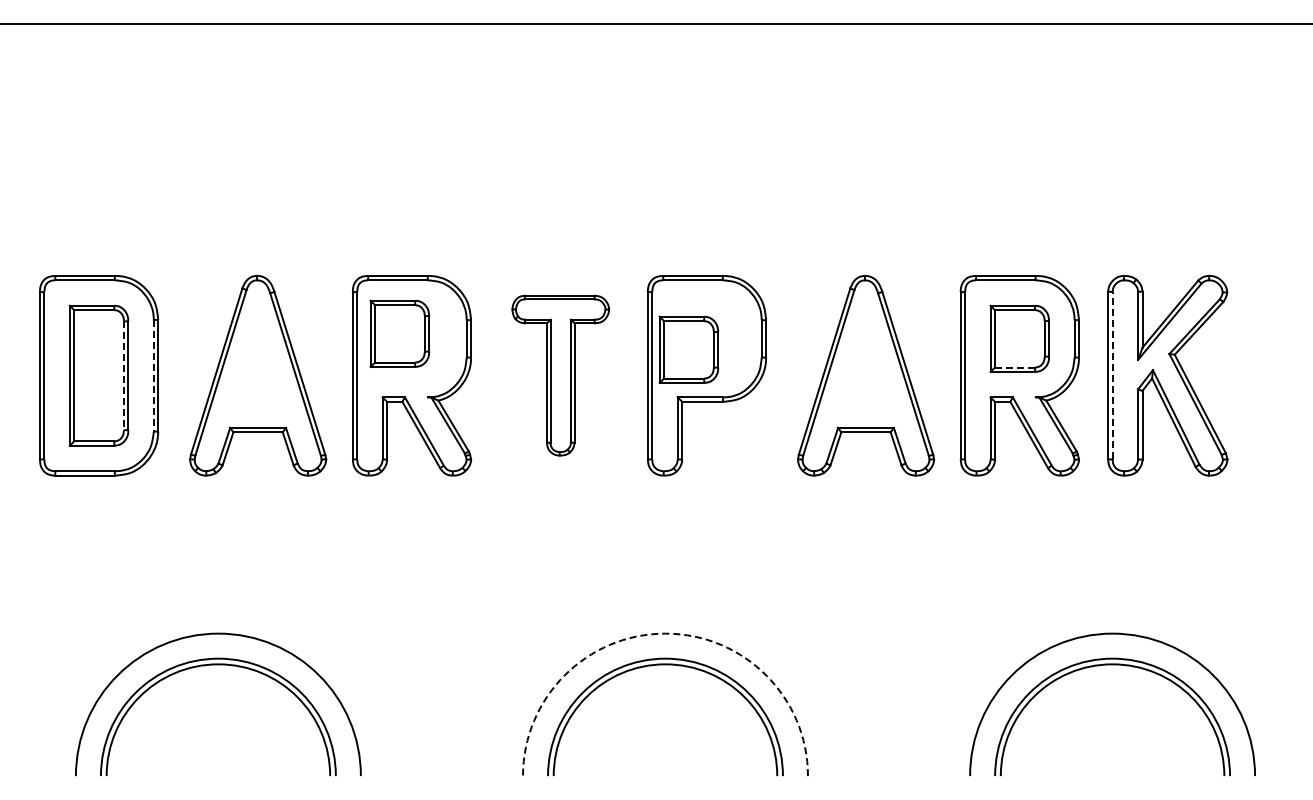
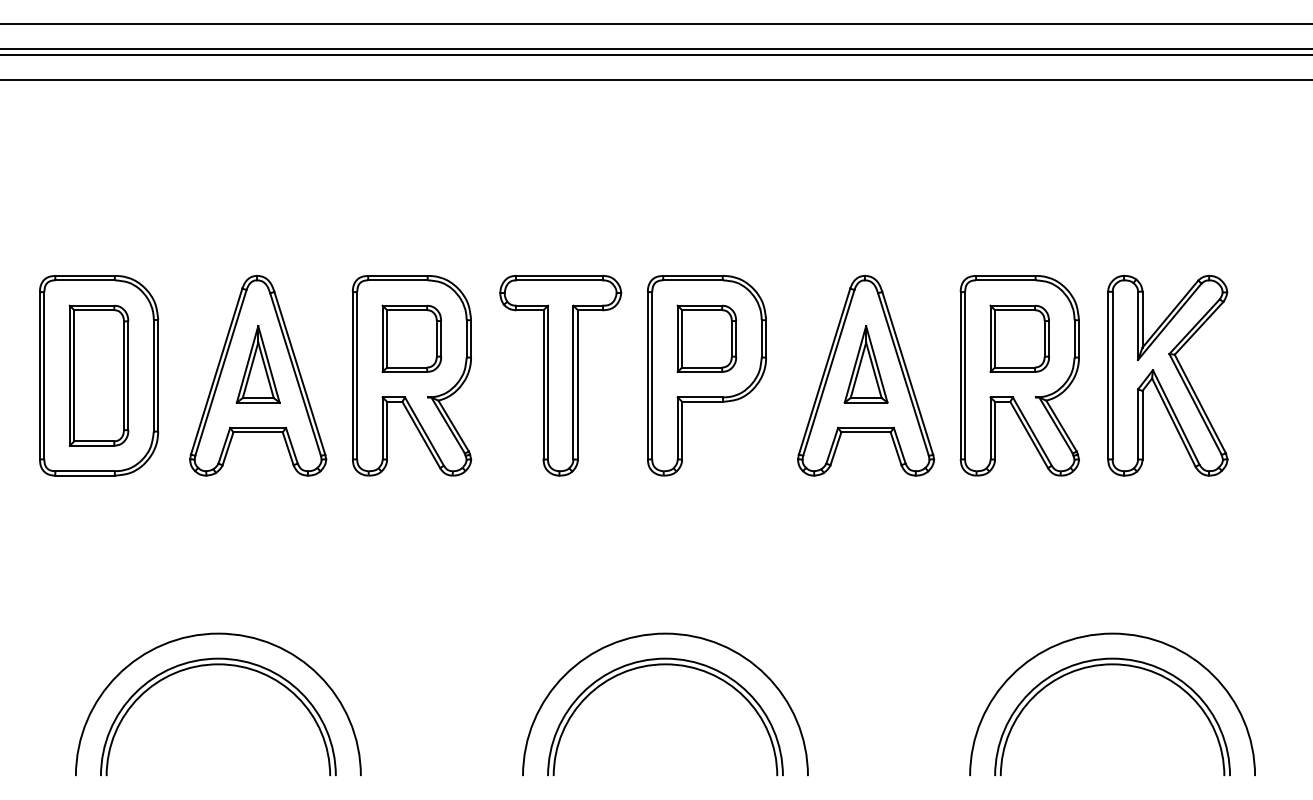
line: none -> present (655, 48)
line: none -> present (655, 54)
line: none -> present (655, 79)
part position: (399, 333) -> (411, 338) (411, 338)
part position: (688, 349) -> (706, 338) (706, 338)
part: none -> present (257, 364)
part: none -> present (865, 364)
line: dashed -> solid (1015, 367)
line: dashed -> solid (153, 375)
part size: 100x163 px -> 124x203 px (560, 375)
line: dashed -> solid (1112, 375)
line: dashed -> solid (123, 376)
arc: dashed -> solid (665, 633)
